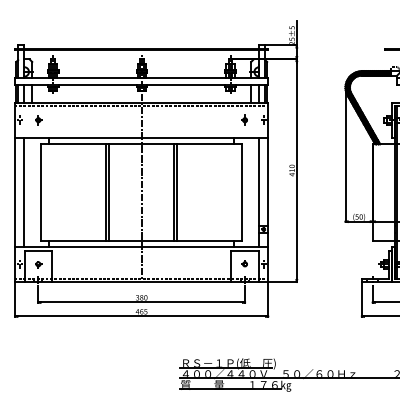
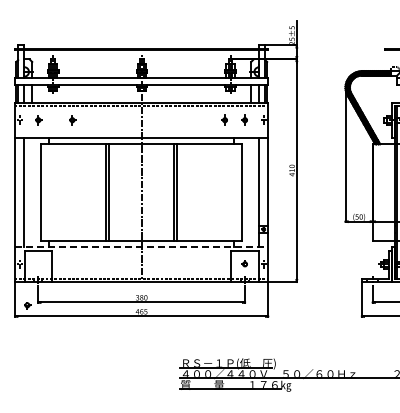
part: none -> present (224, 119)
part: none -> present (72, 120)
line: solid -> dashed (142, 246)
part position: (38, 264) -> (27, 305) (27, 305)
